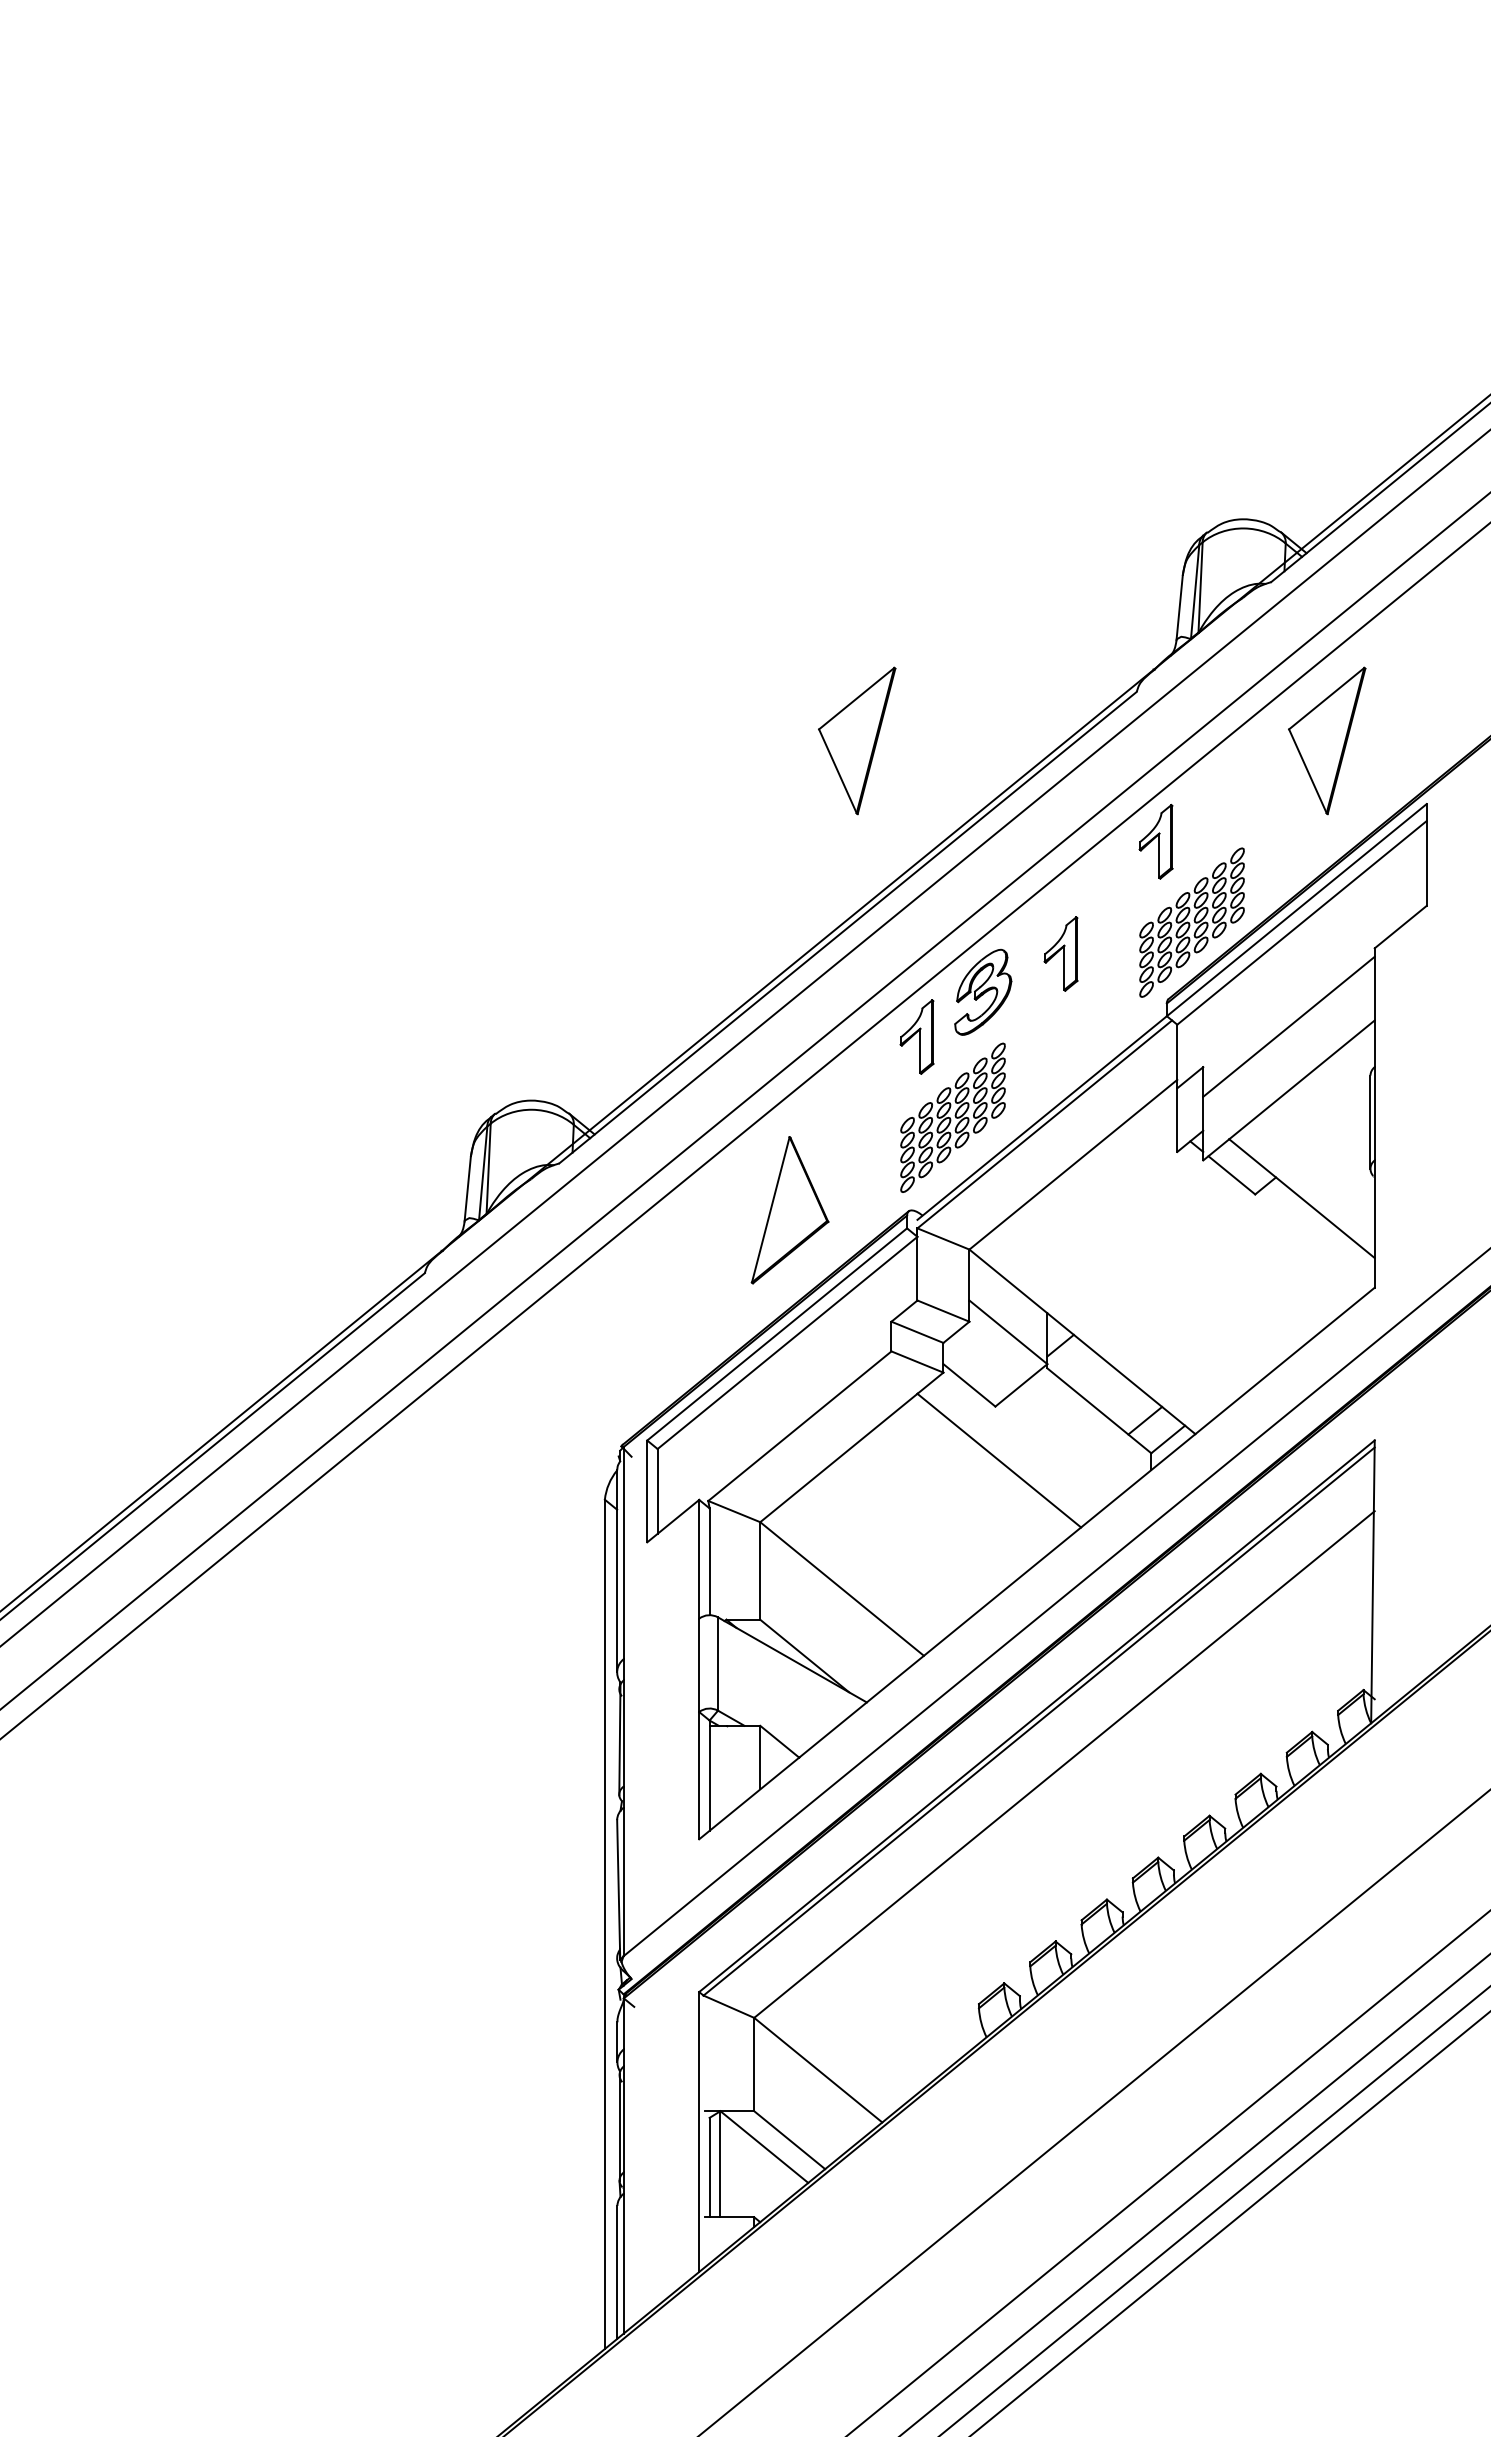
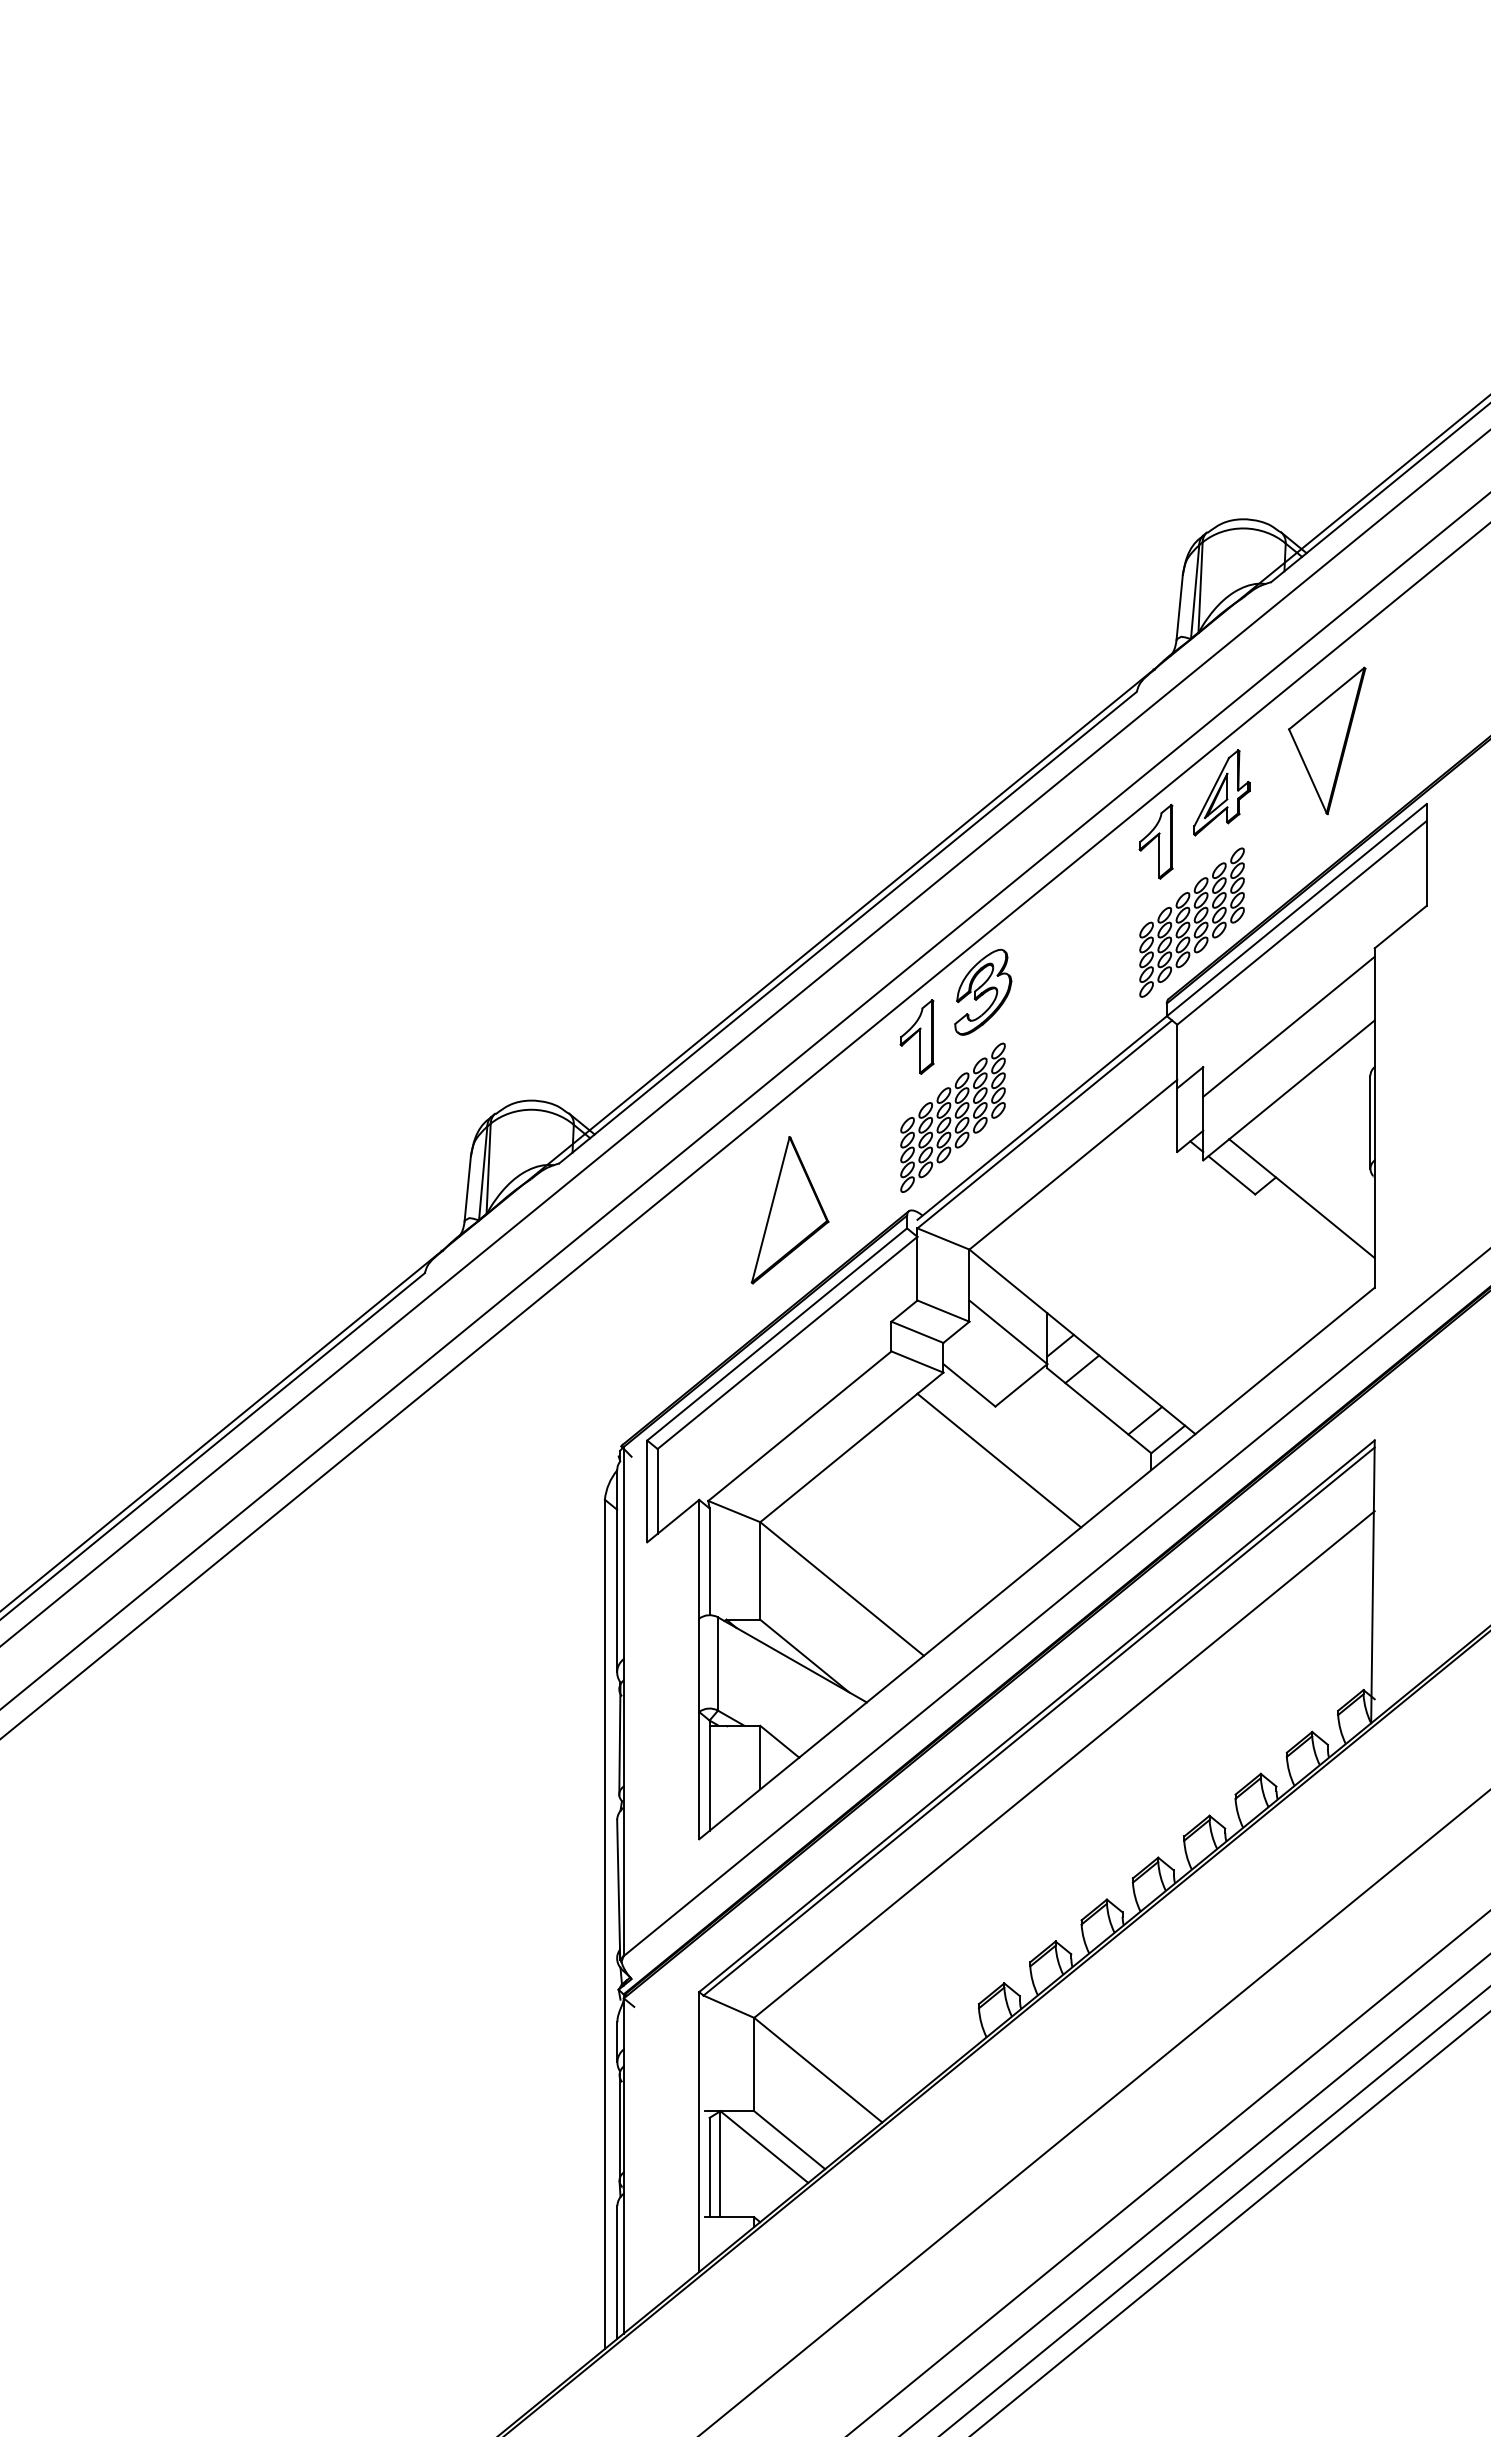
part: present -> none (857, 740)
part: none -> present (1221, 792)
part: present -> none (1060, 953)
line: none -> present (1082, 1369)
